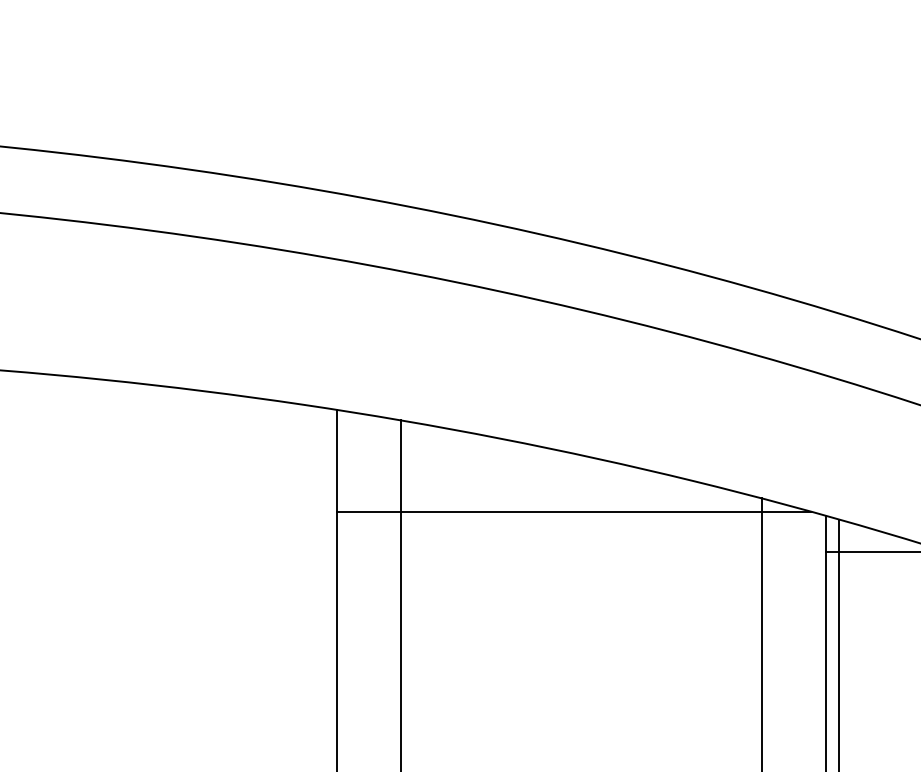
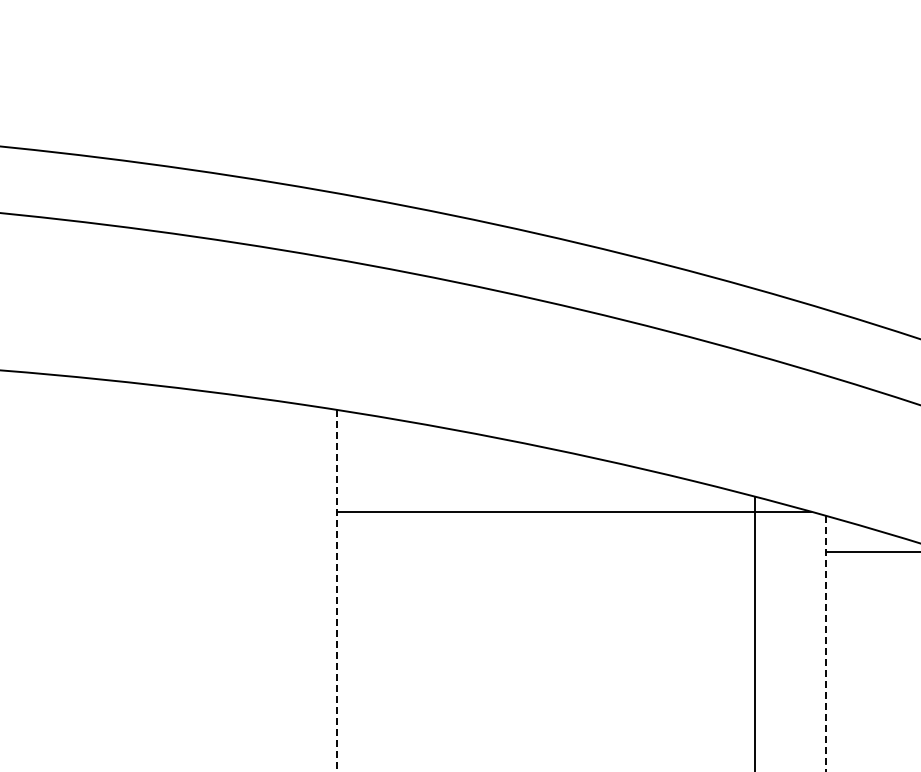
line: solid -> dashed (336, 590)
line: present -> none (401, 594)
line position: (761, 633) -> (754, 633) (754, 633)
line: solid -> dashed (826, 643)
line: present -> none (839, 643)
